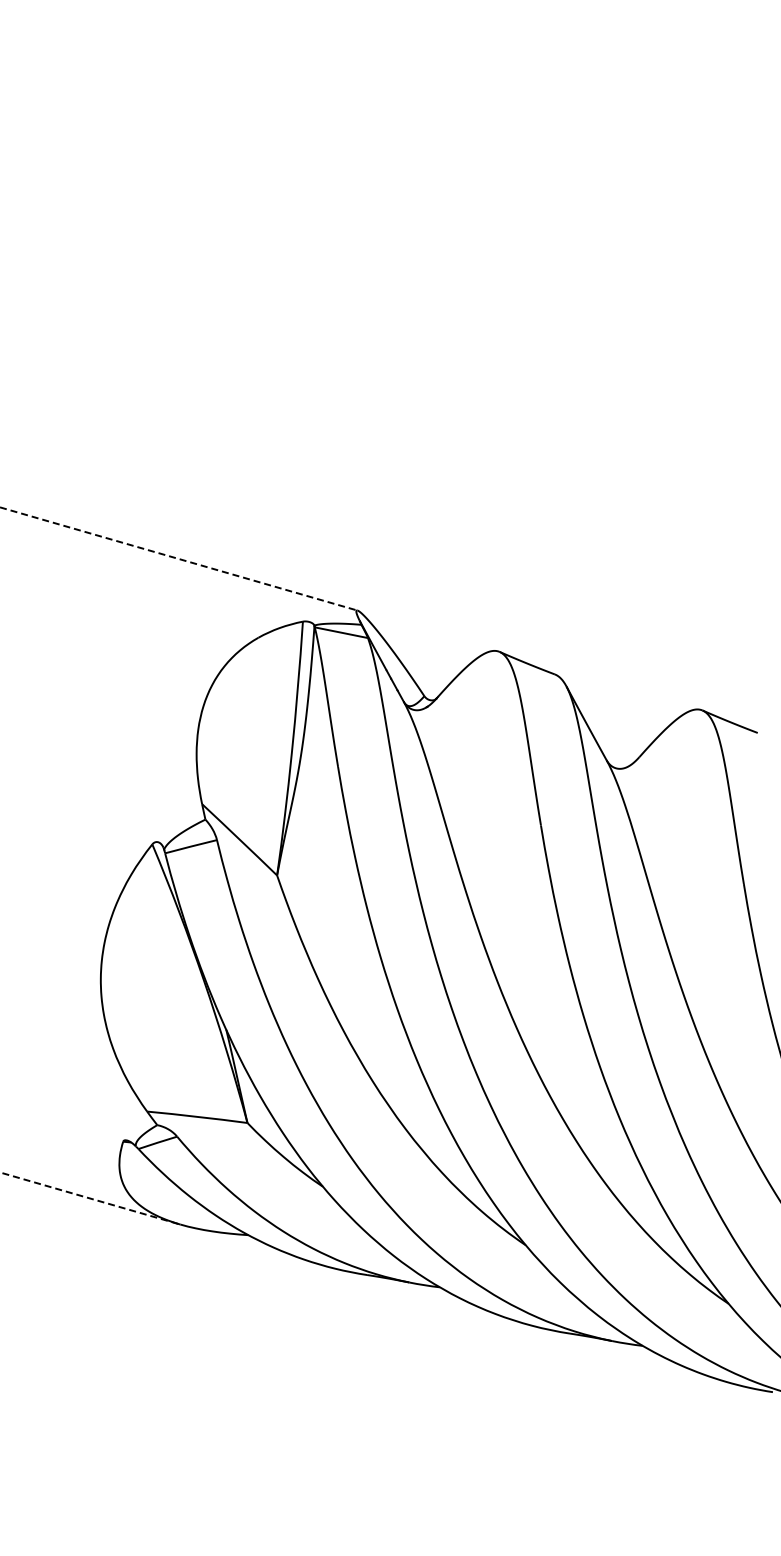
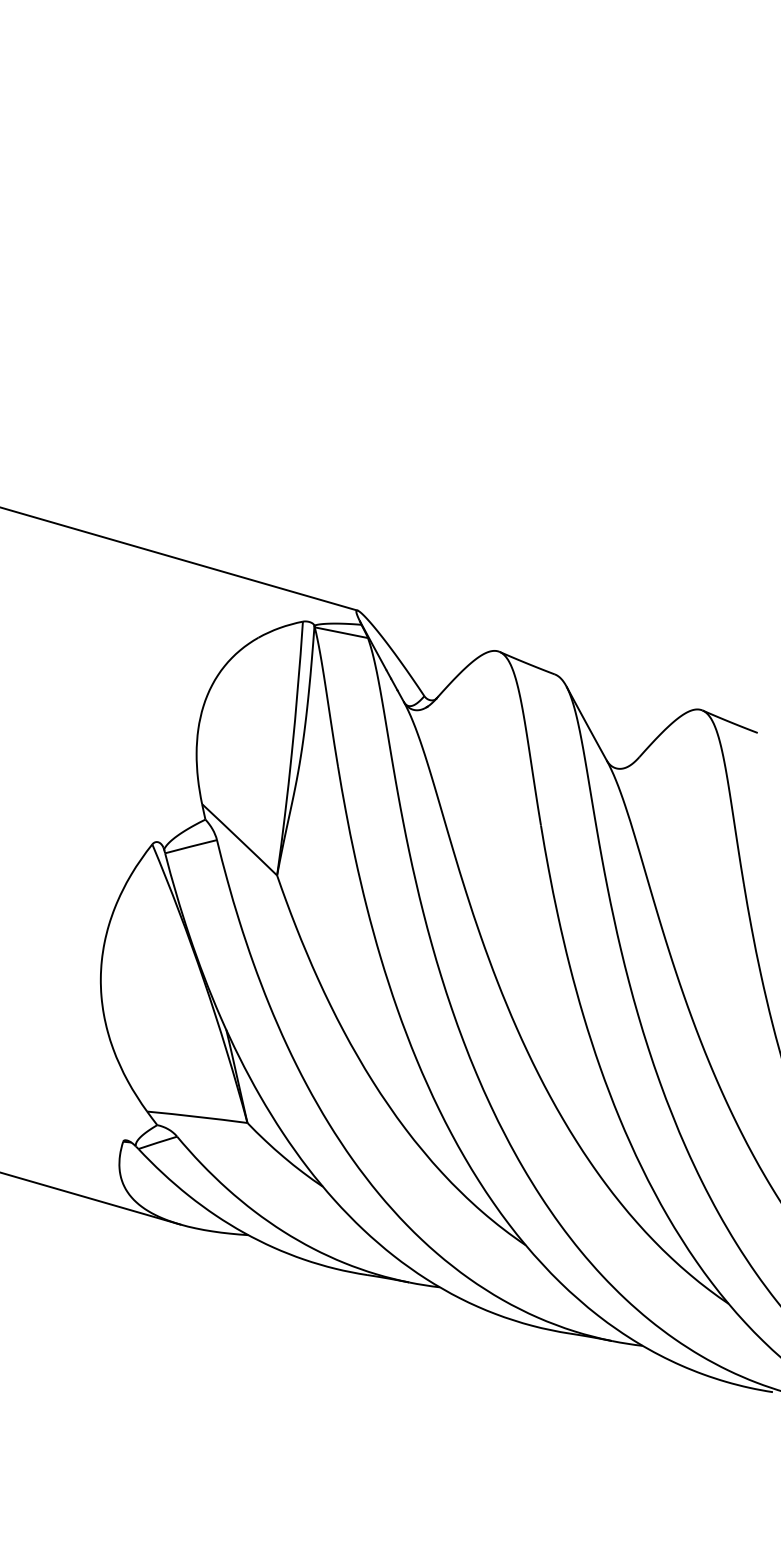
line: dashed -> solid (178, 559)
line: dashed -> solid (91, 1198)
